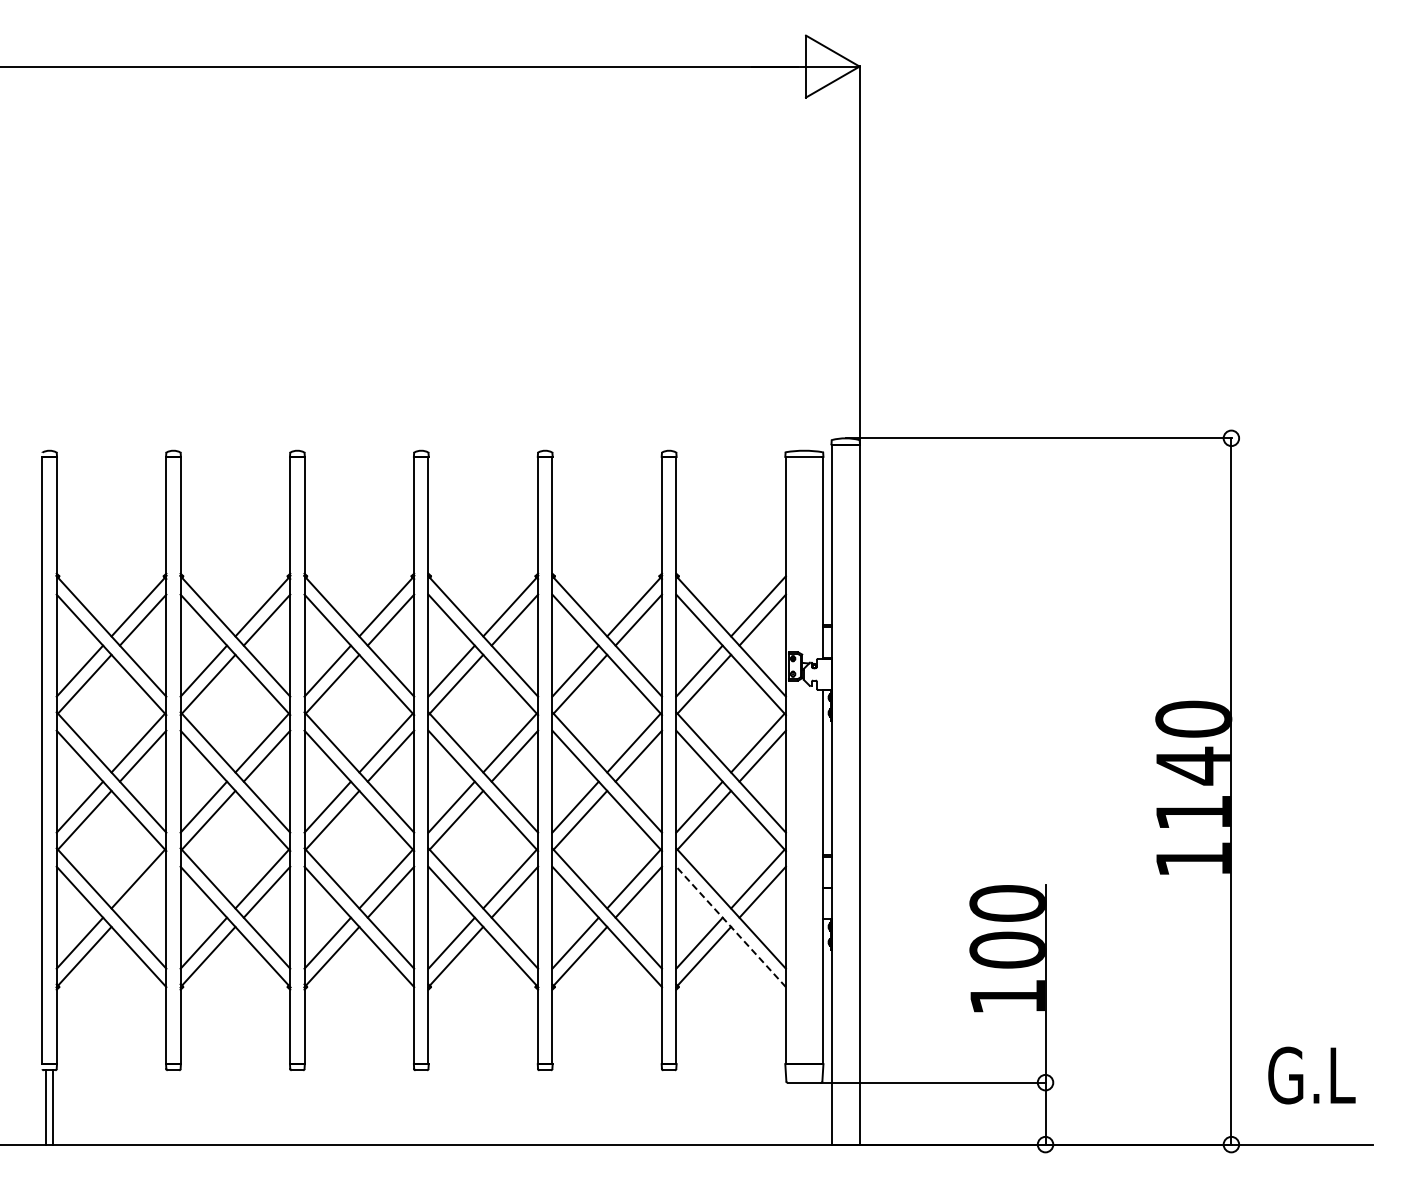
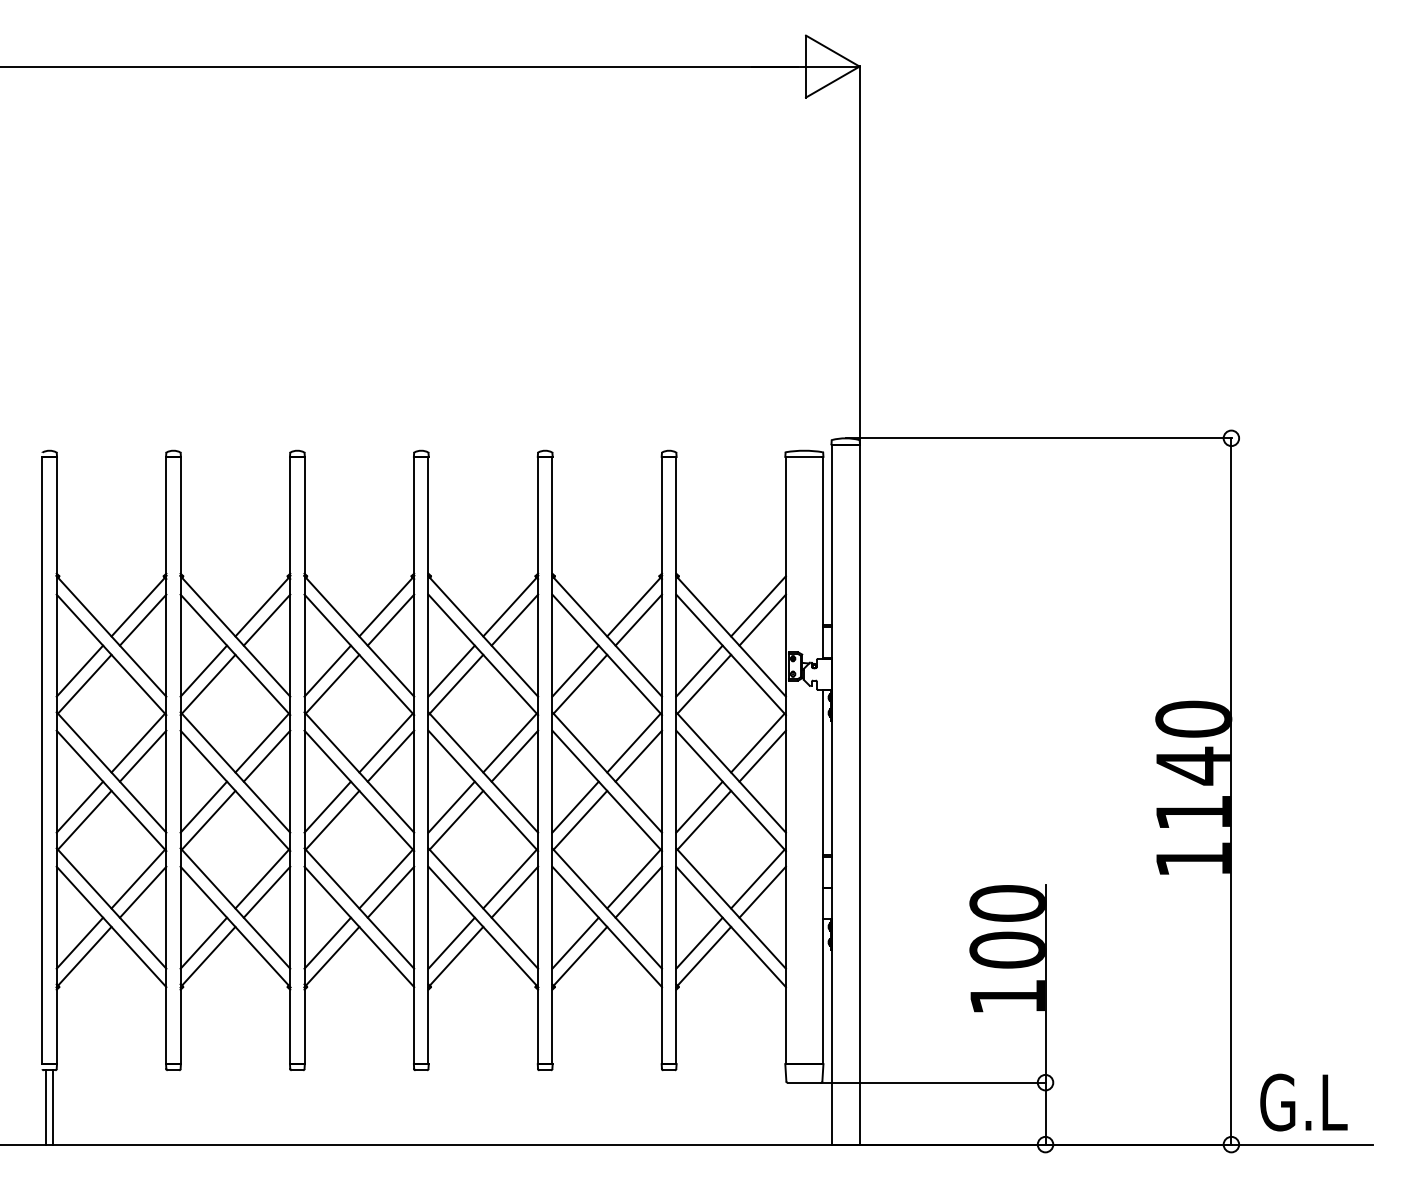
line: none -> present (142, 891)
line: dashed -> solid (730, 926)
text position: (1311, 1075) -> (1303, 1102) (1303, 1102)
